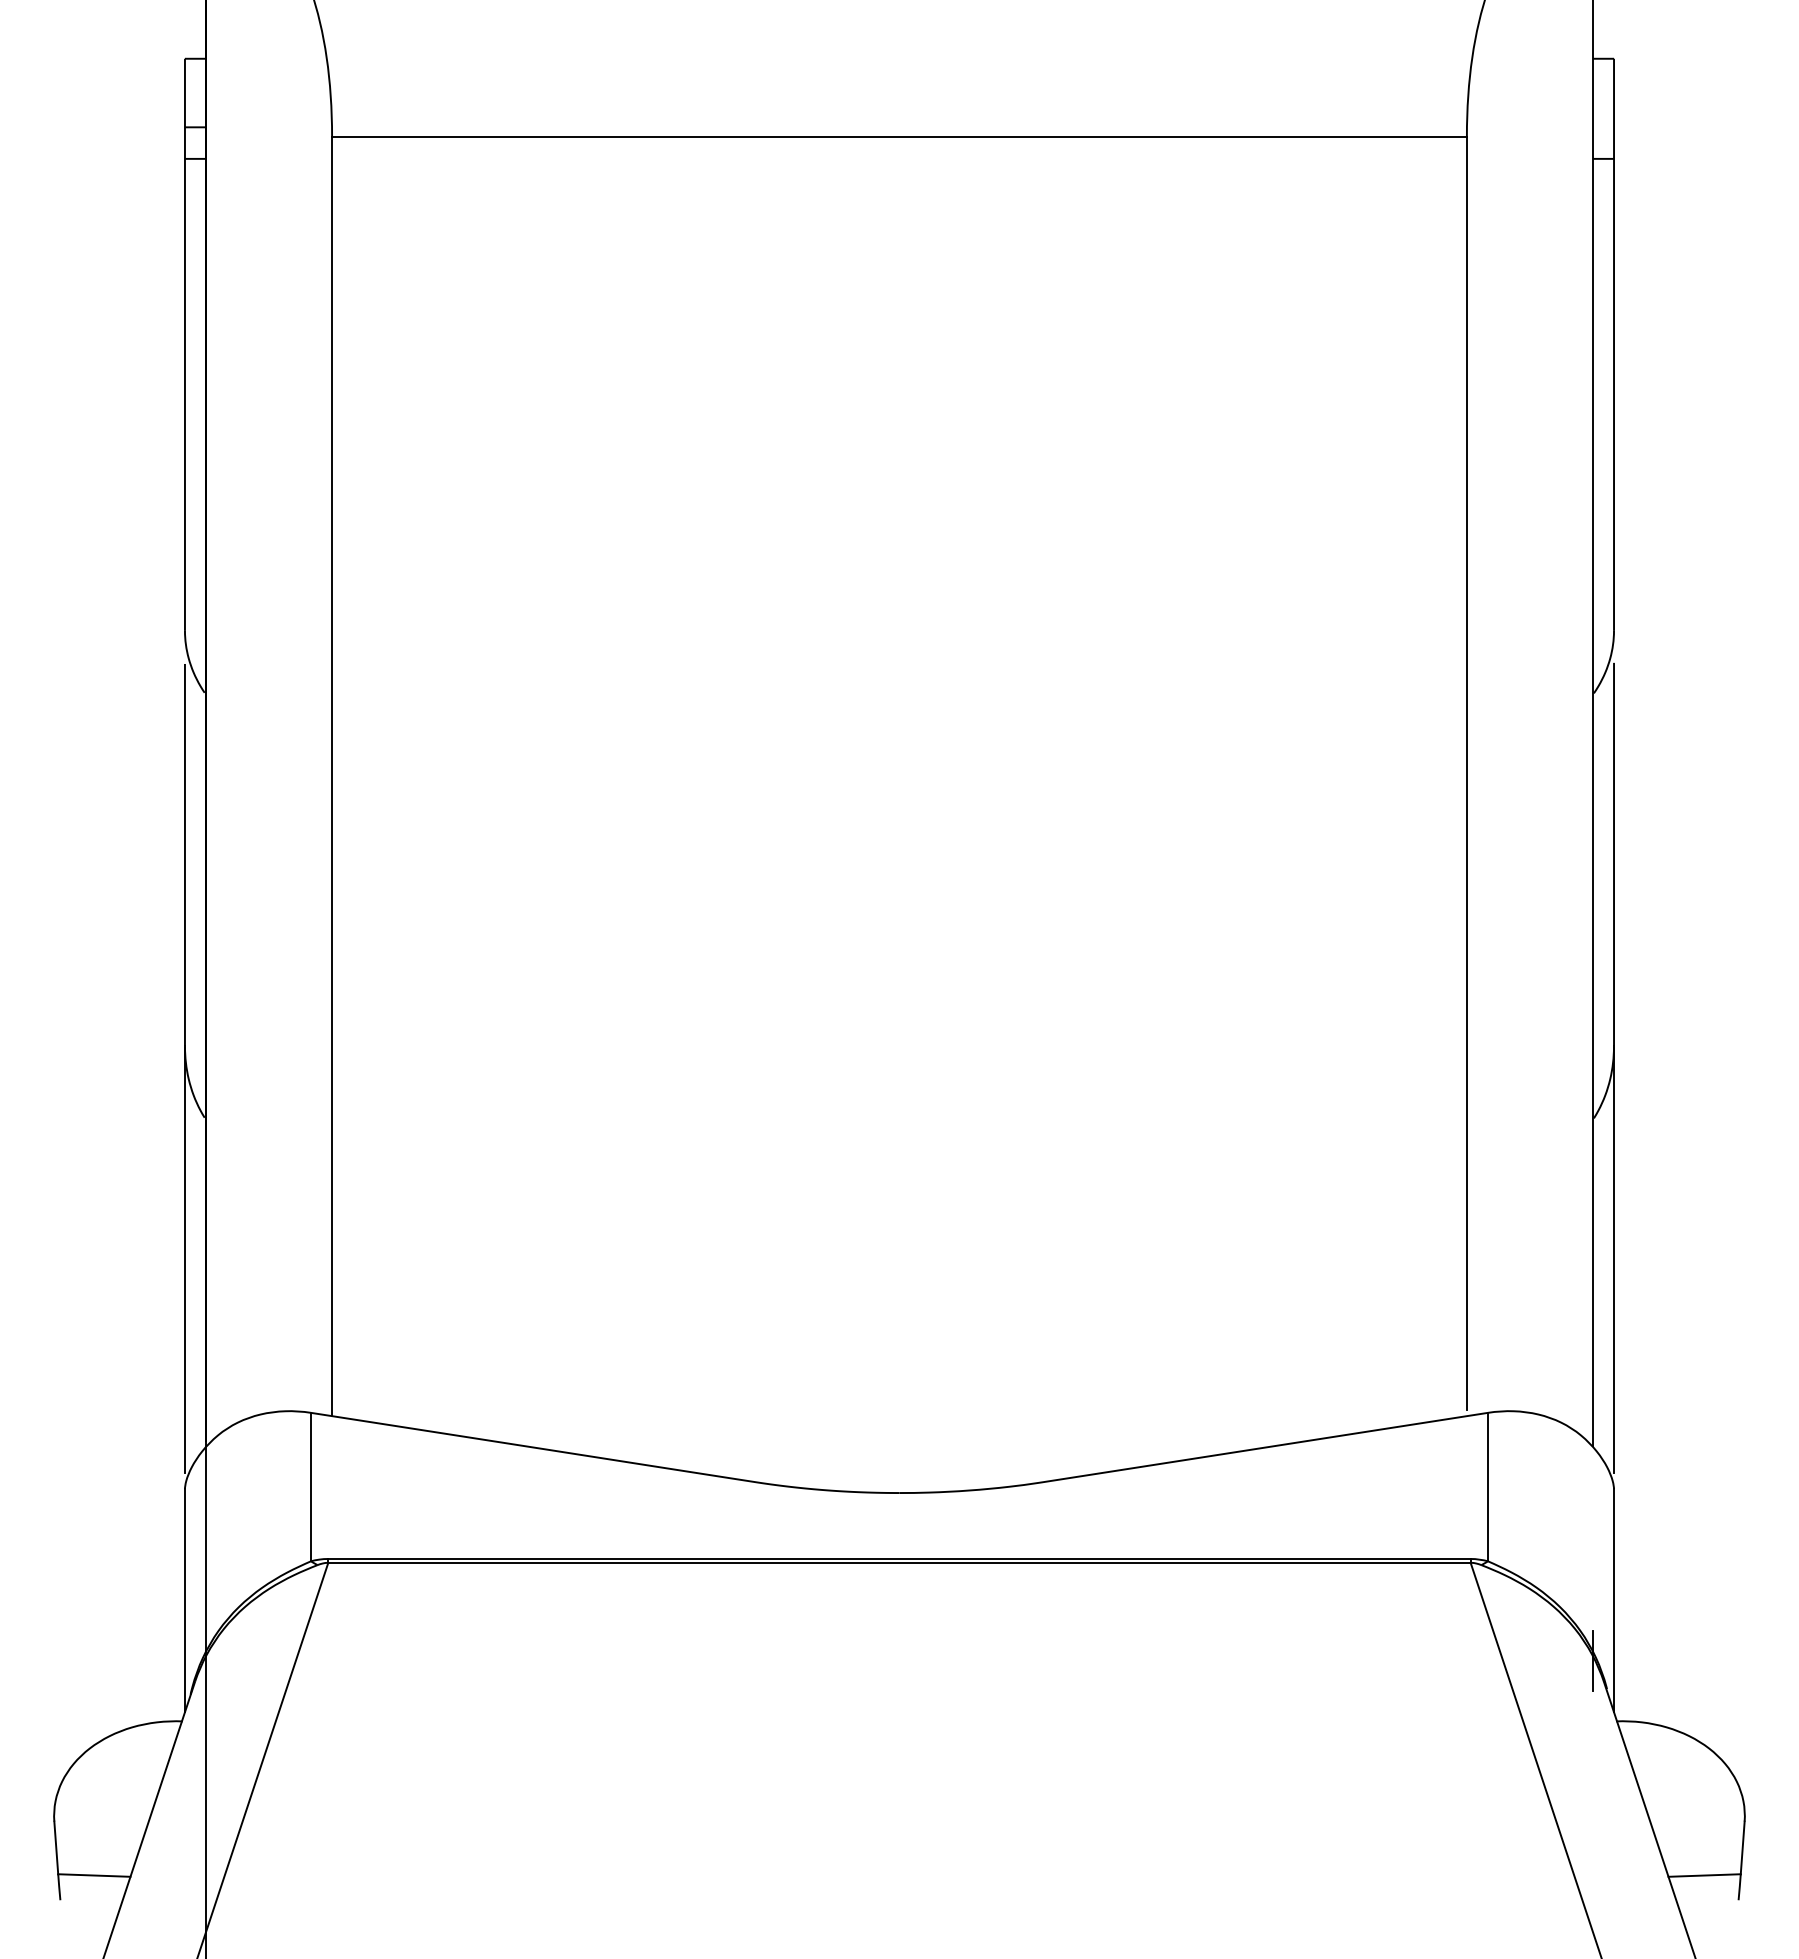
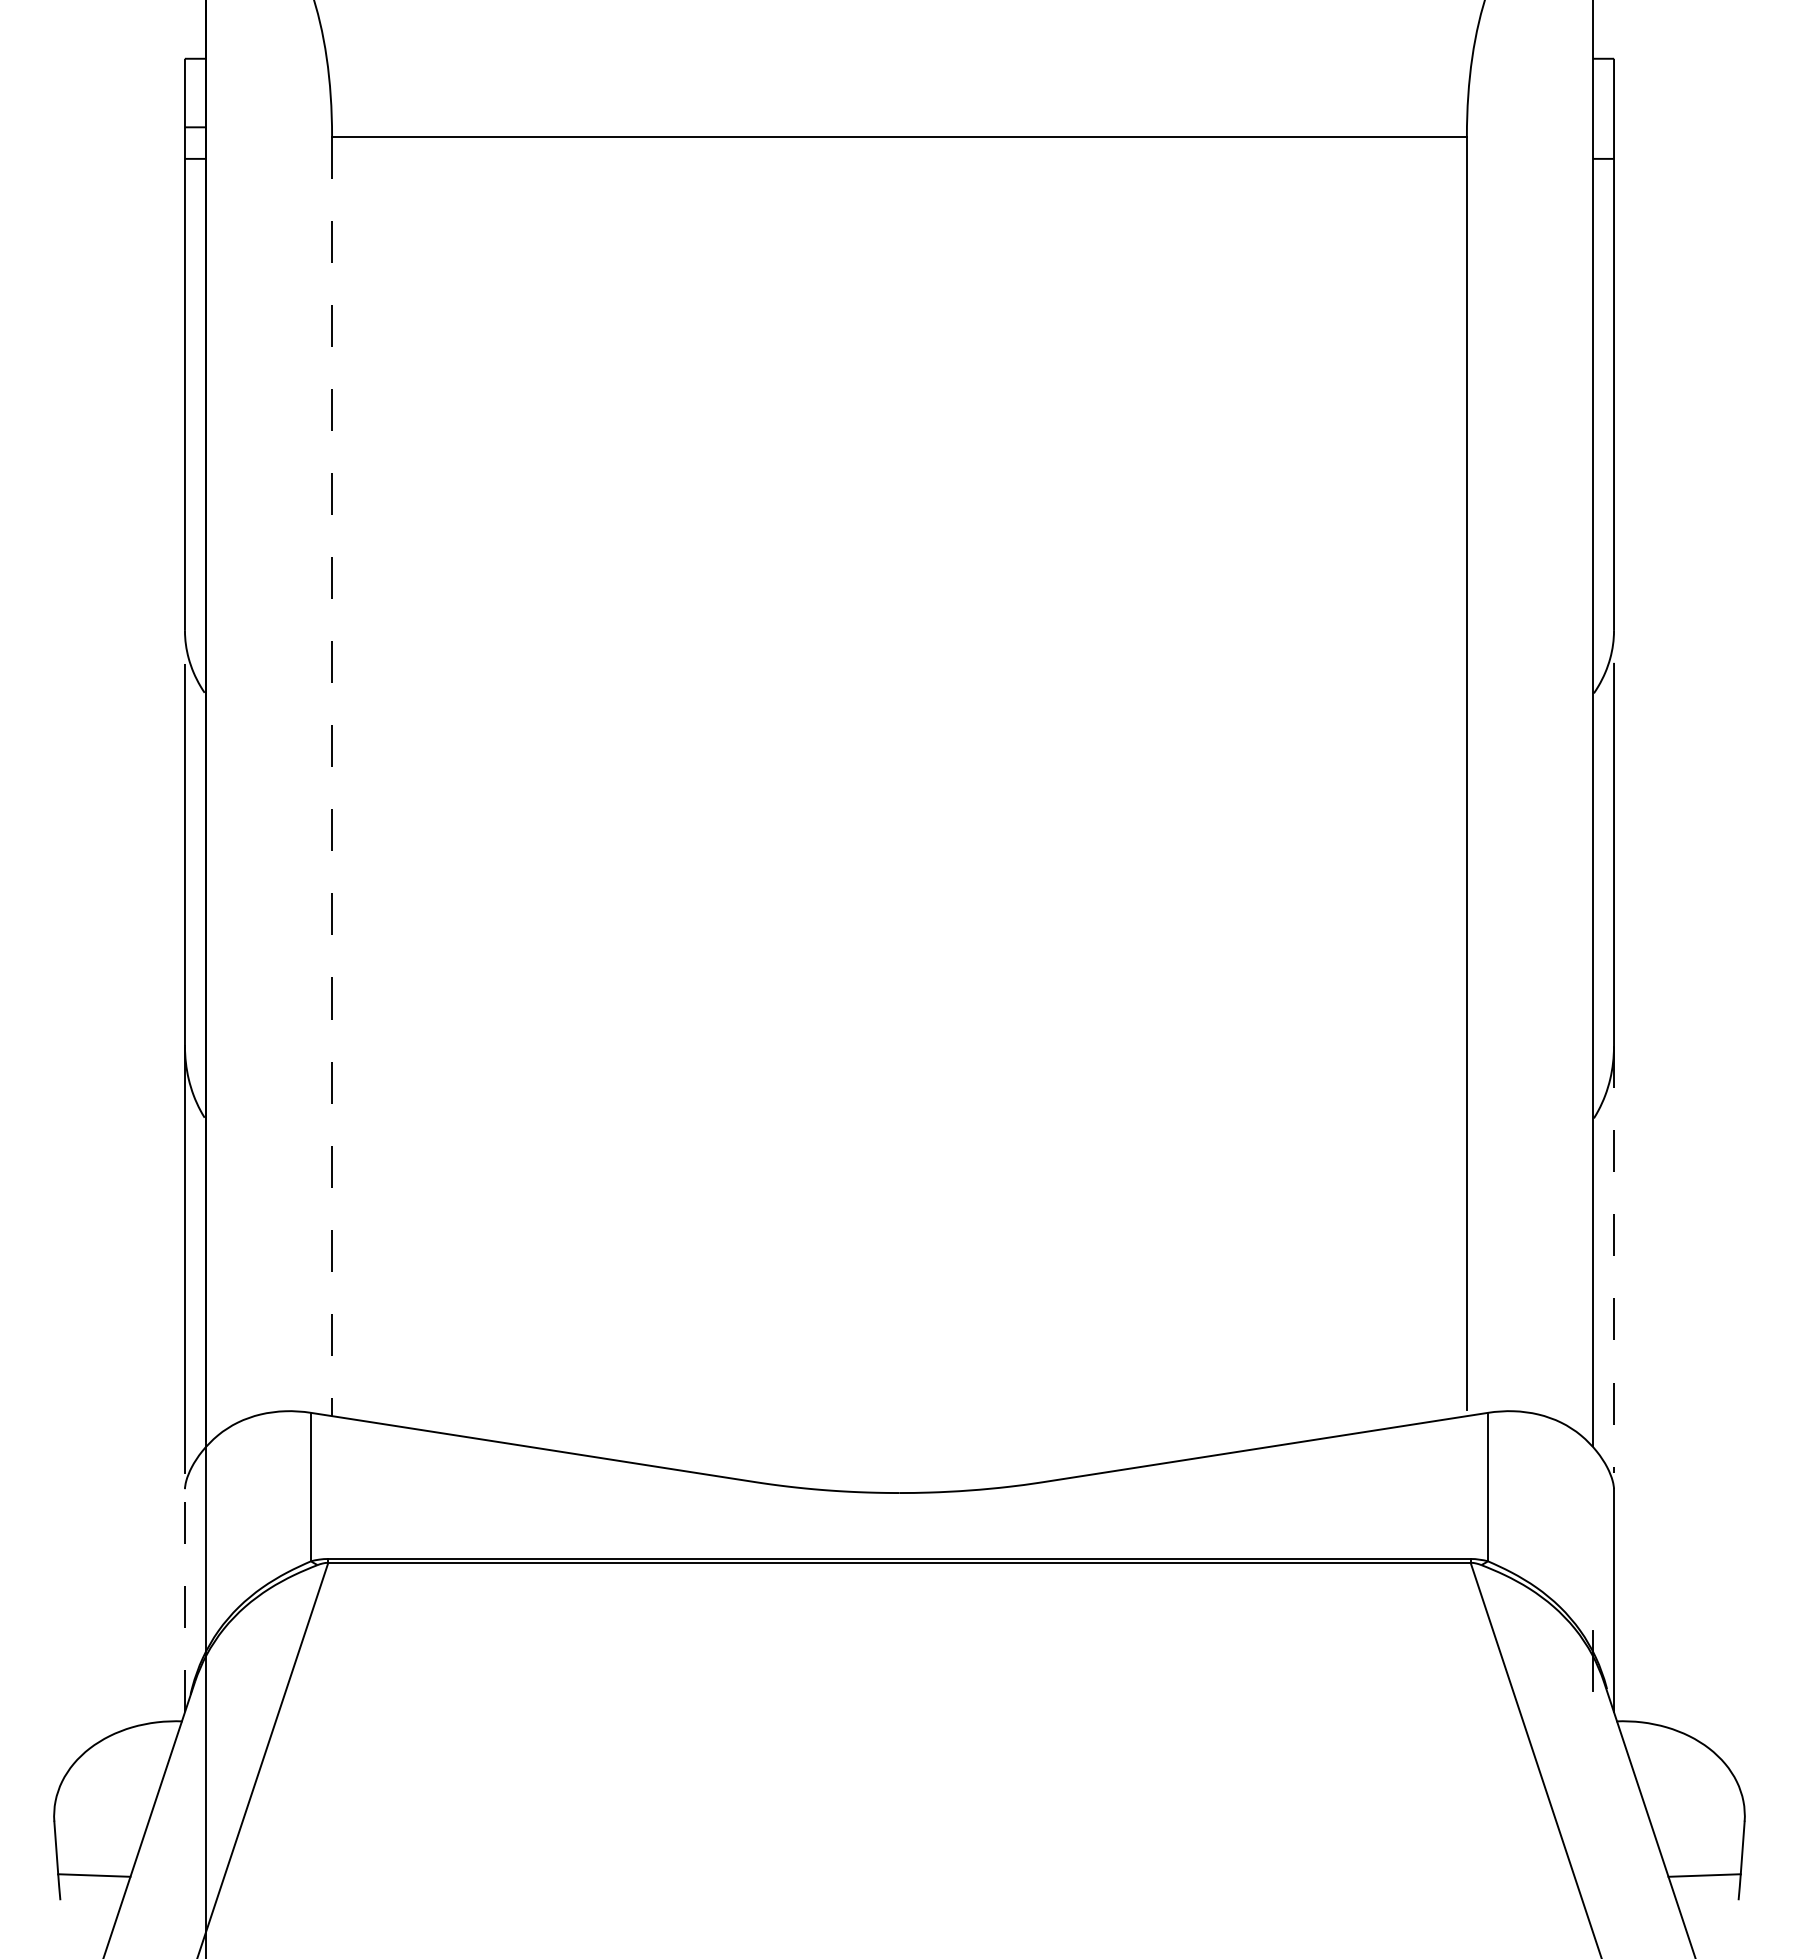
line: solid -> dashed (332, 776)
line: solid -> dashed (1614, 1259)
line: solid -> dashed (184, 1600)
